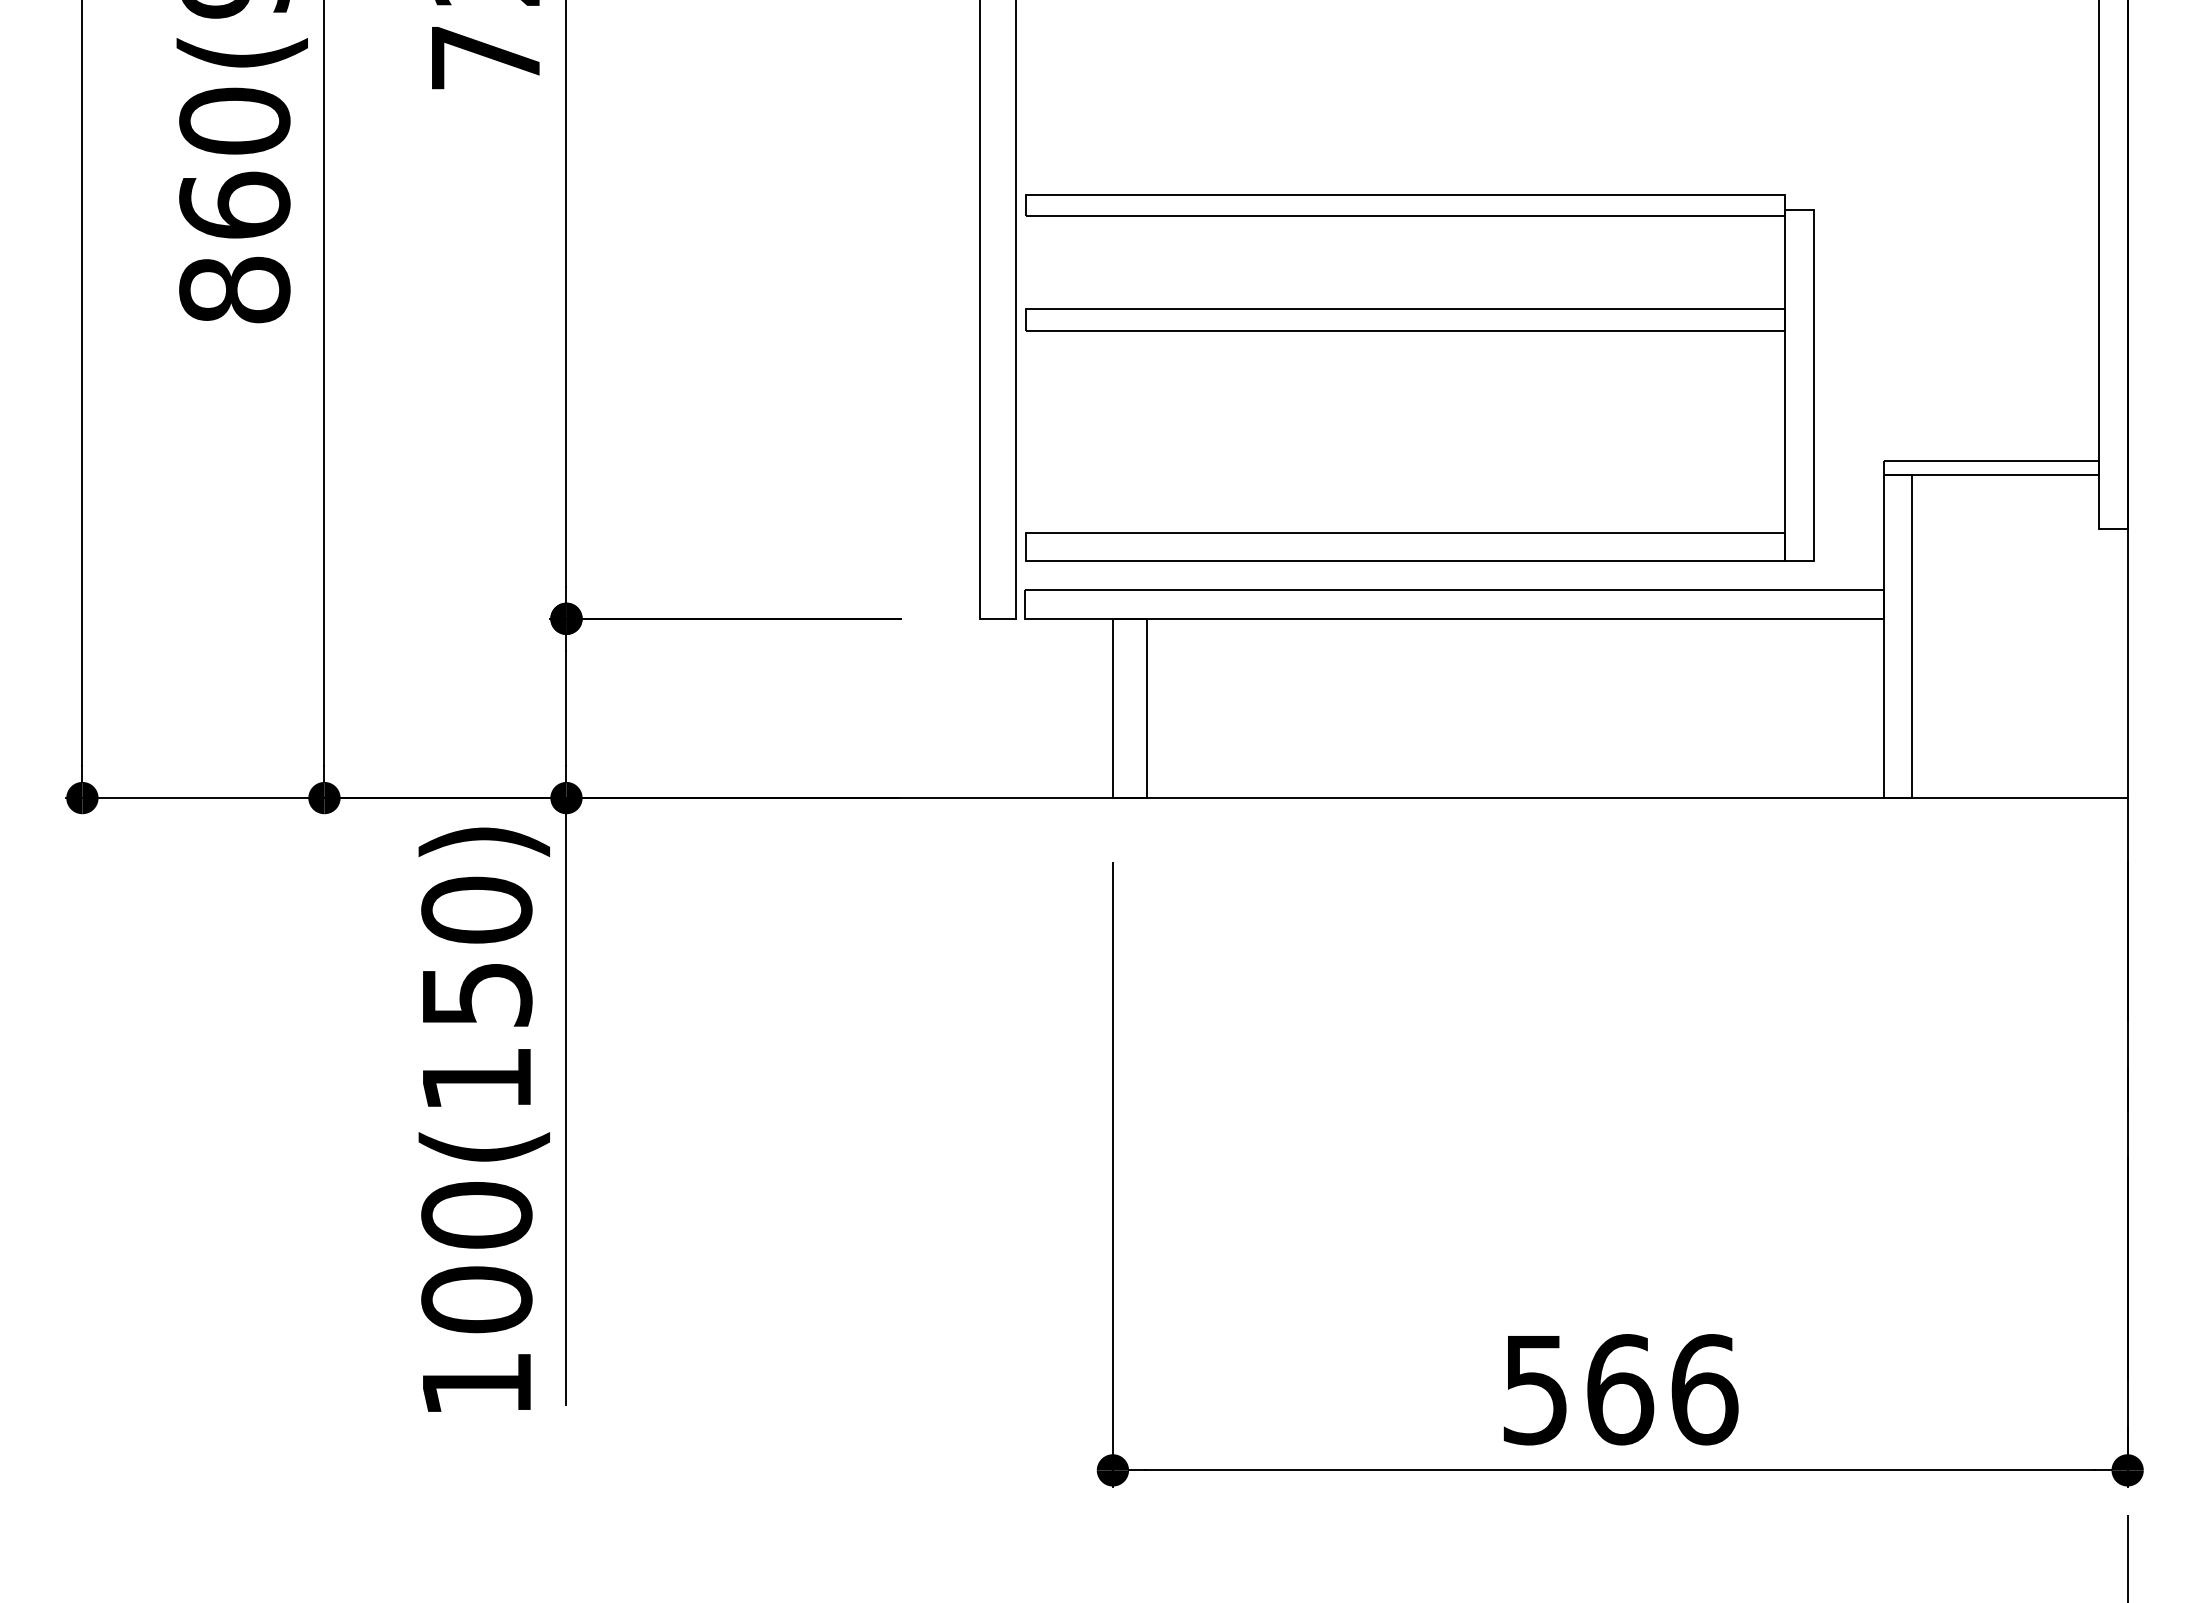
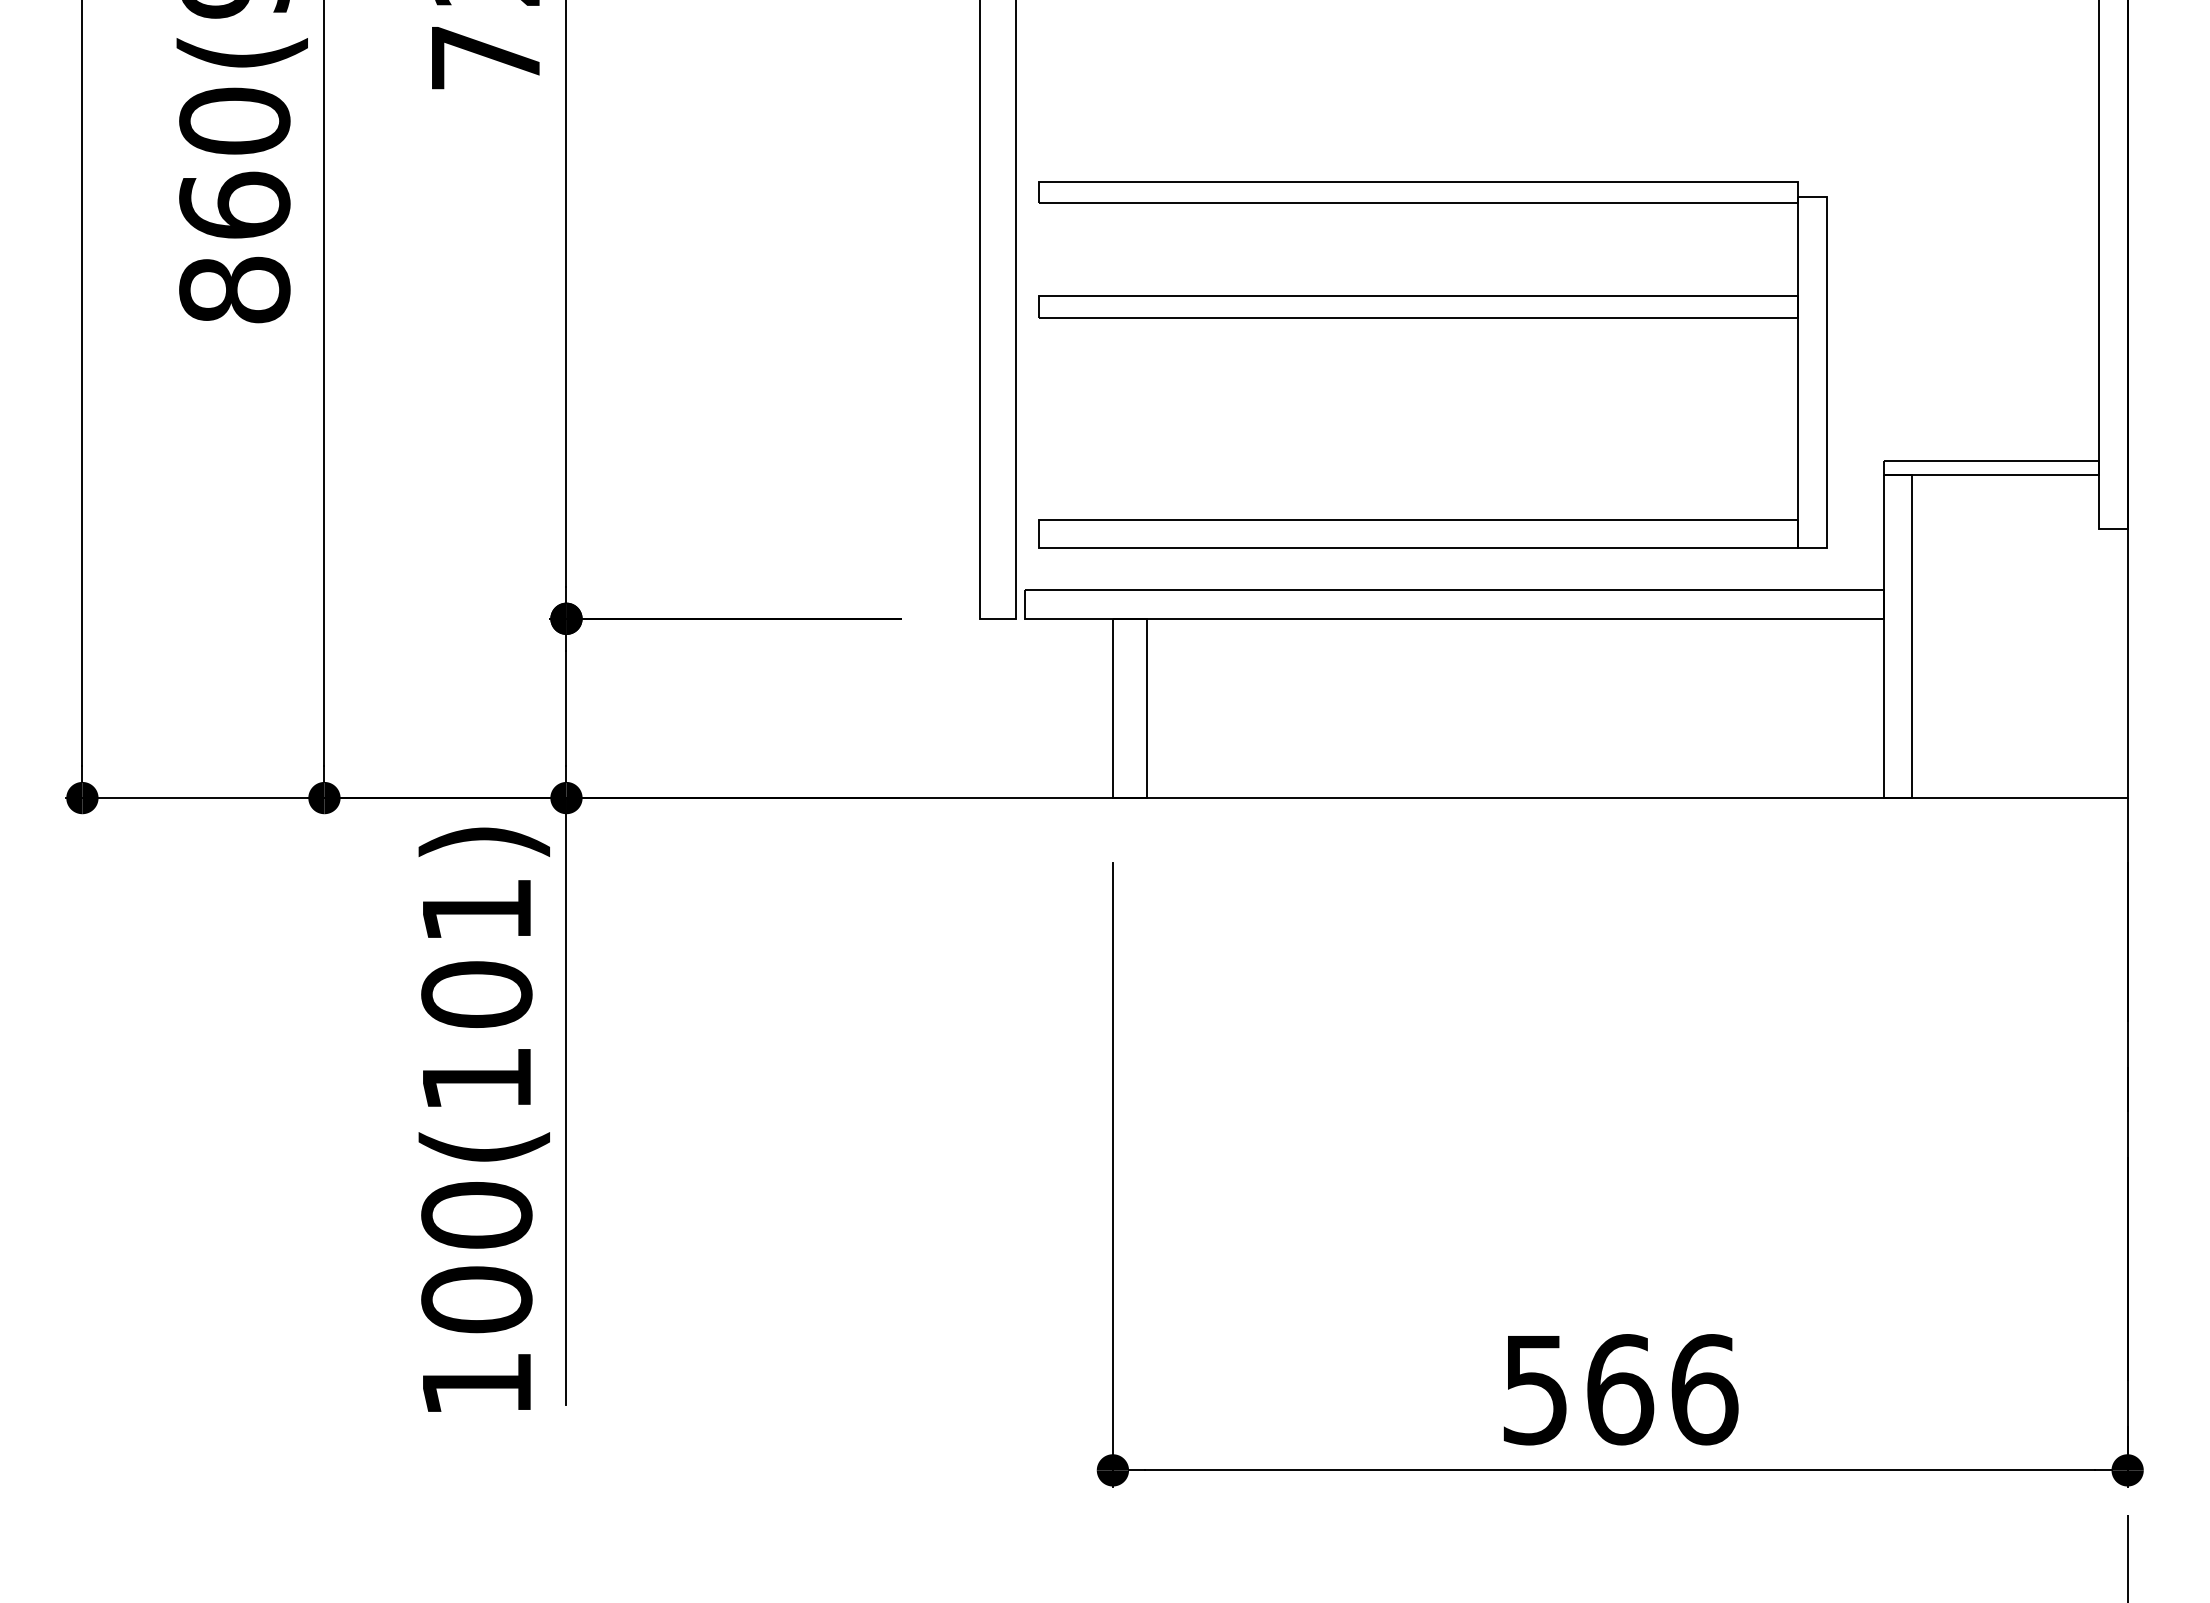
part position: (1419, 331) -> (1432, 318) (1432, 318)
text: 100(150) -> 100(101) (476, 951)
